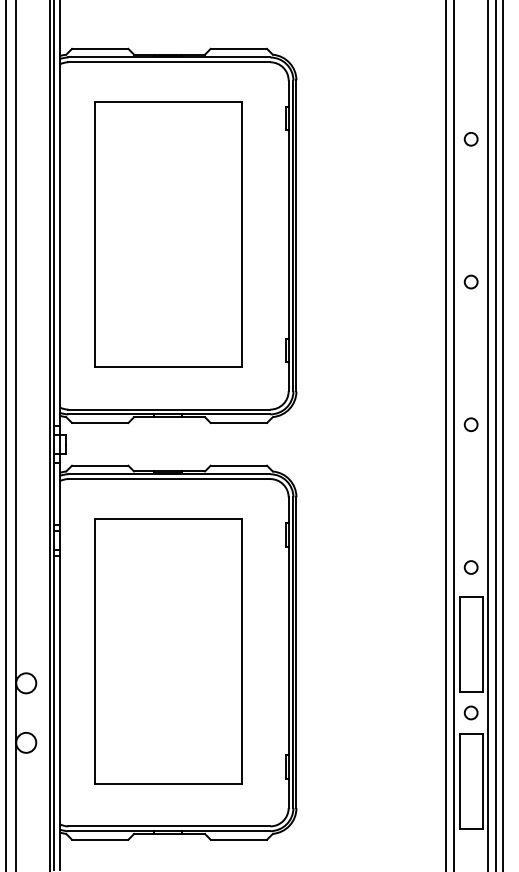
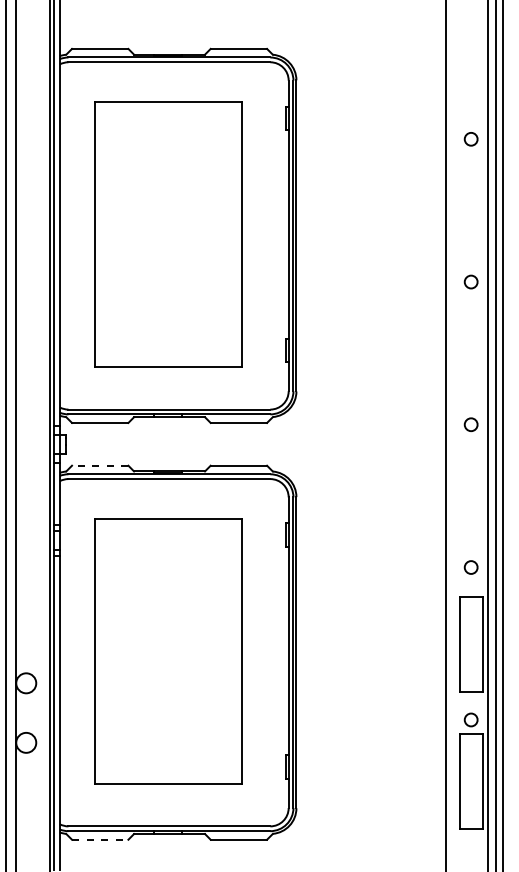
line: present -> none (454, 435)
line: solid -> dashed (99, 465)
circle position: (470, 712) -> (470, 719) (470, 719)
line: solid -> dashed (100, 839)
